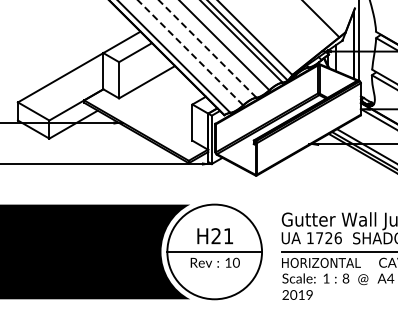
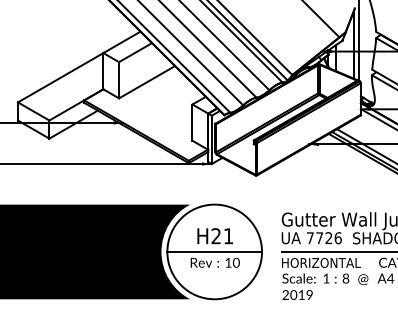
line: dashed -> solid (207, 48)
line: dashed -> solid (190, 52)
text: 1726 -> 7726 (310, 238)
